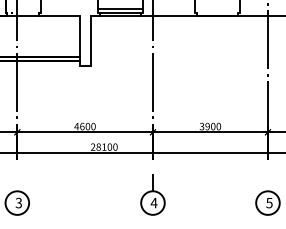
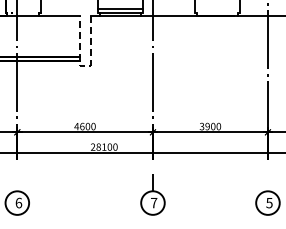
line: solid -> dashed (85, 65)
text: 3 -> 6 (18, 202)
text: 4 -> 7 (153, 203)
